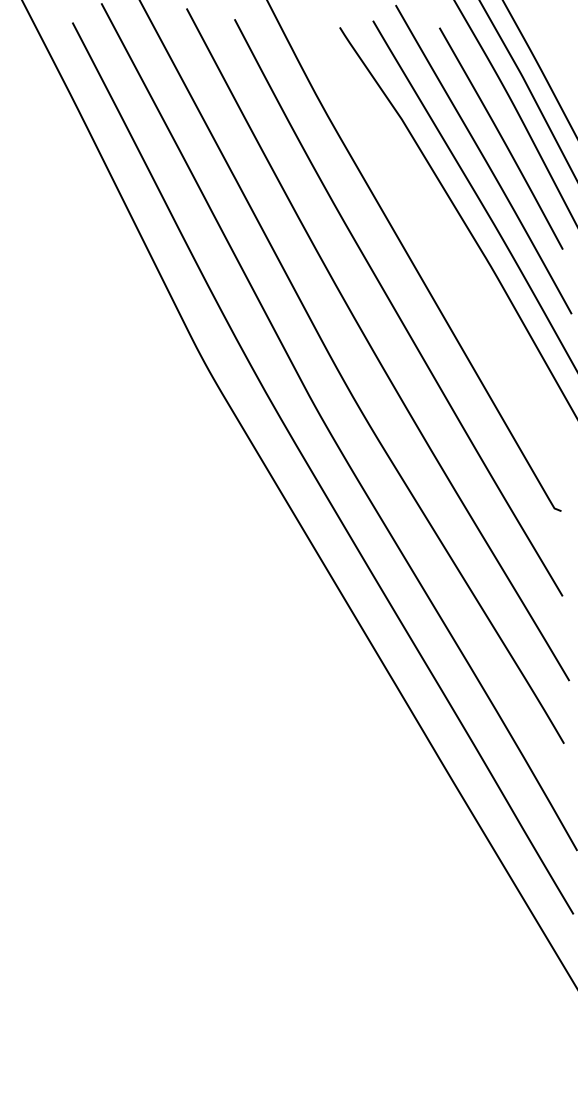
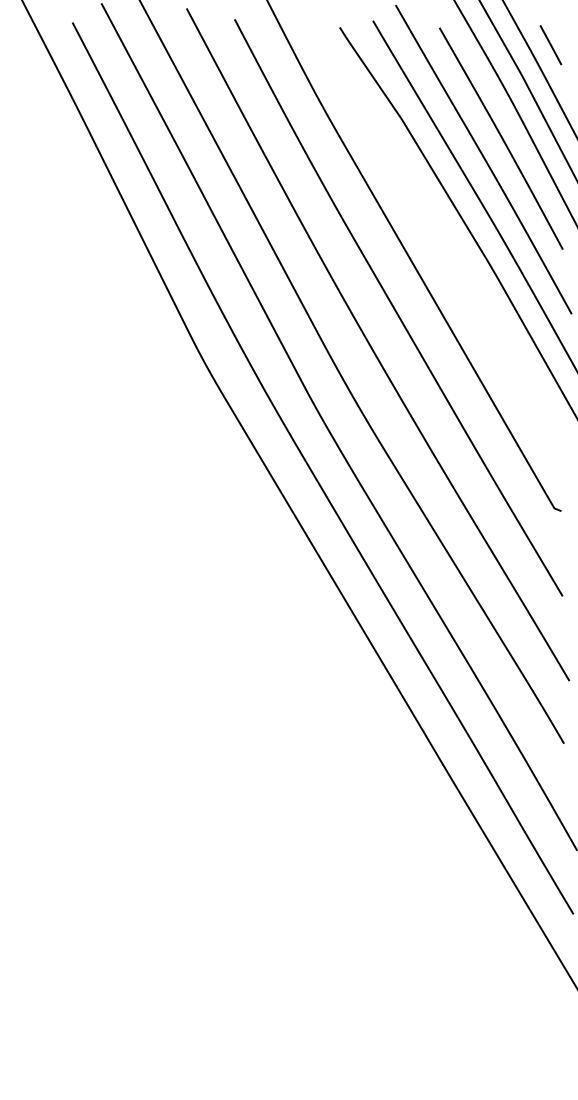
line: none -> present (550, 45)
